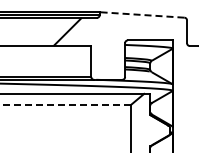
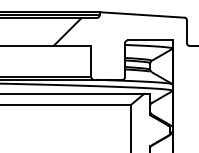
line: dashed -> solid (141, 14)
line: dashed -> solid (65, 105)
